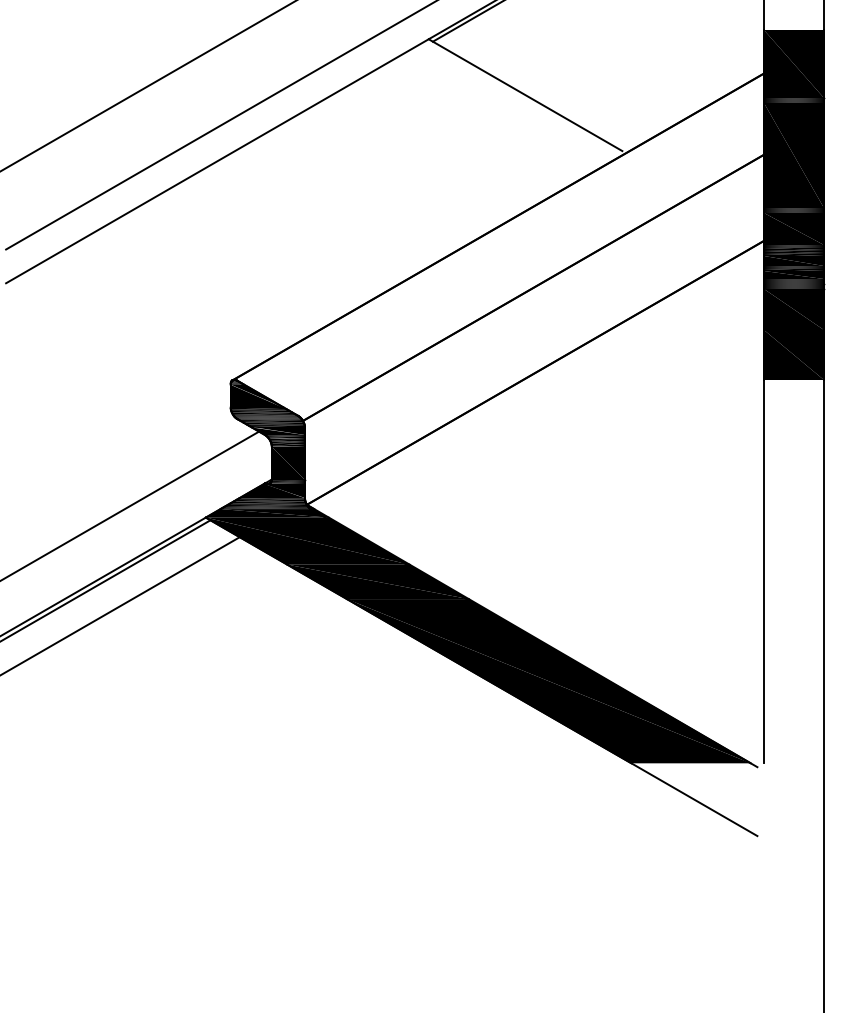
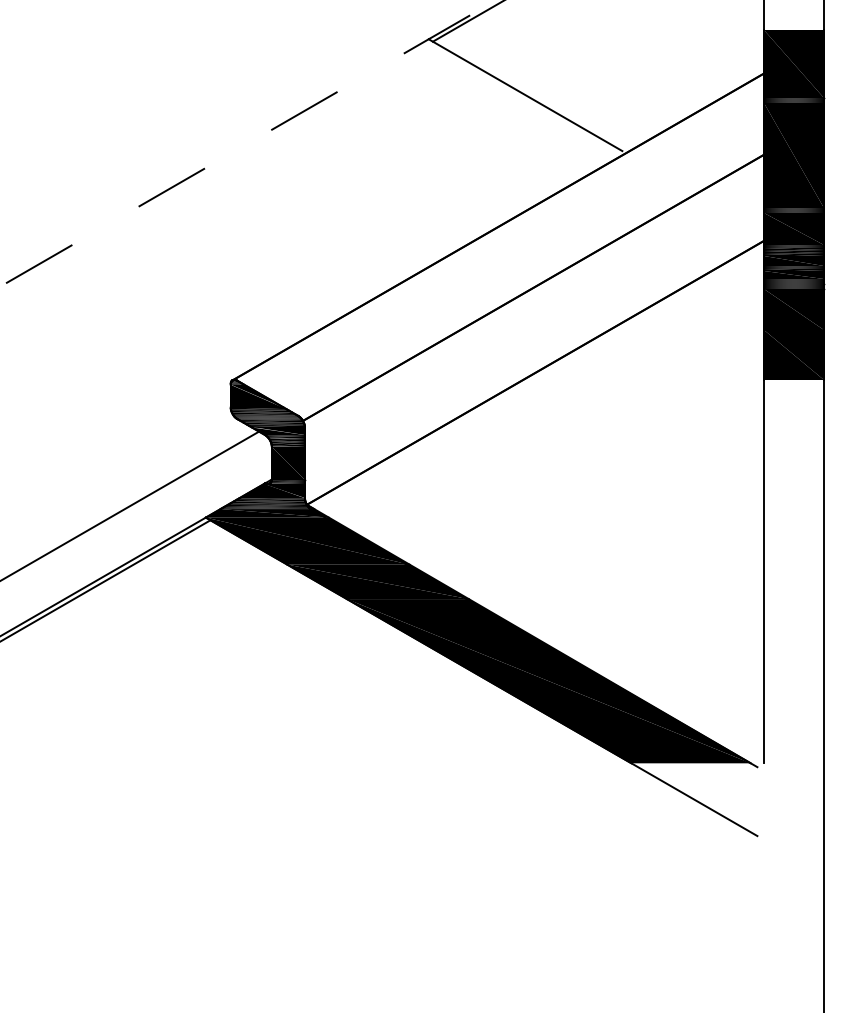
line: present -> none (147, 86)
line: present -> none (220, 125)
line: solid -> dashed (251, 141)
line: present -> none (120, 605)
